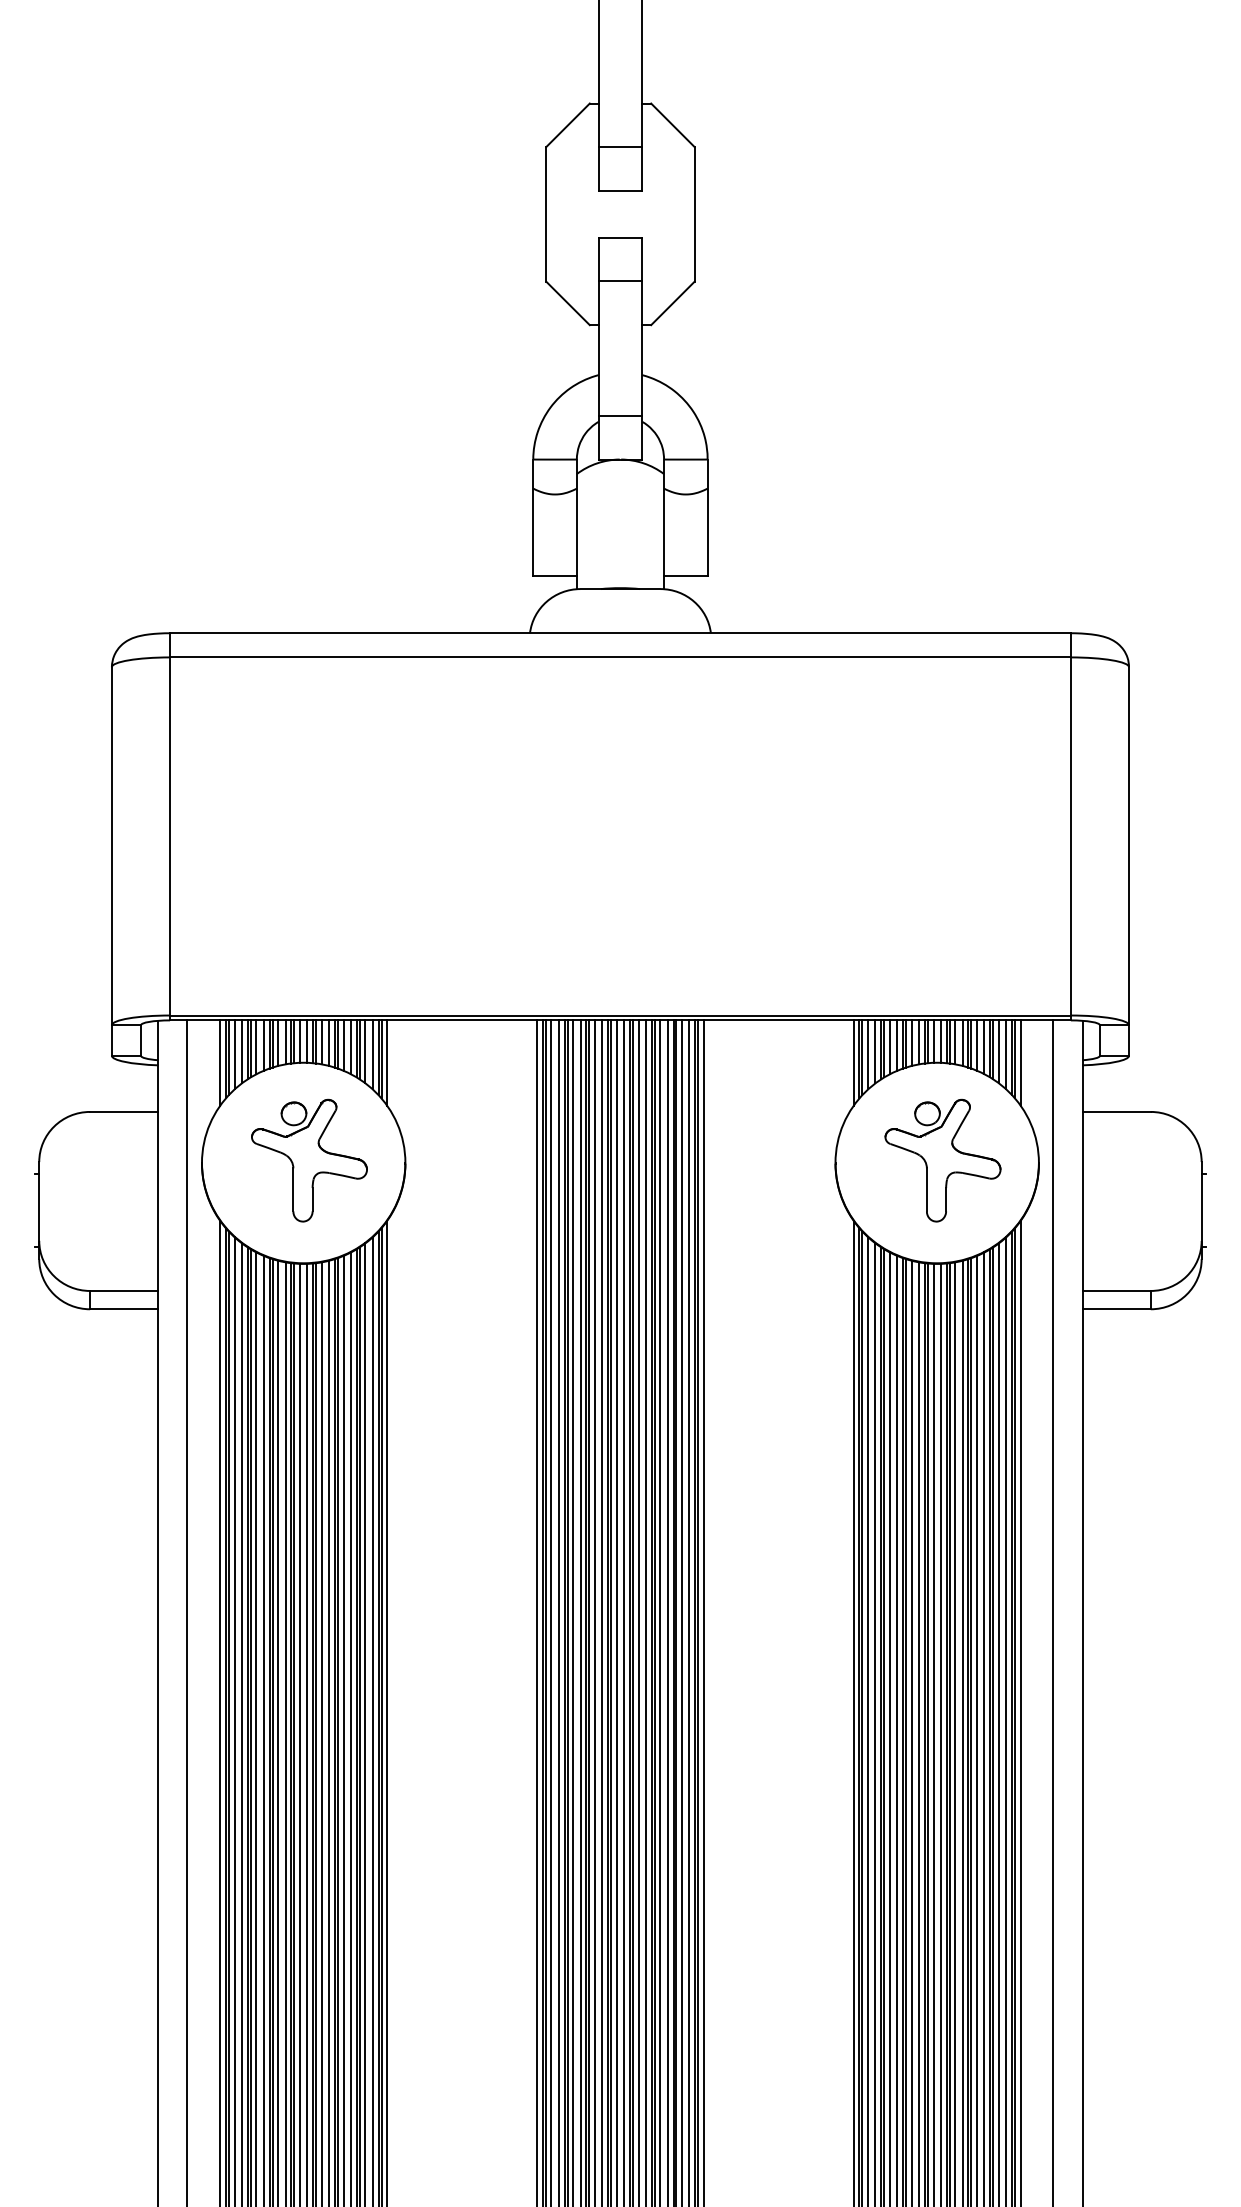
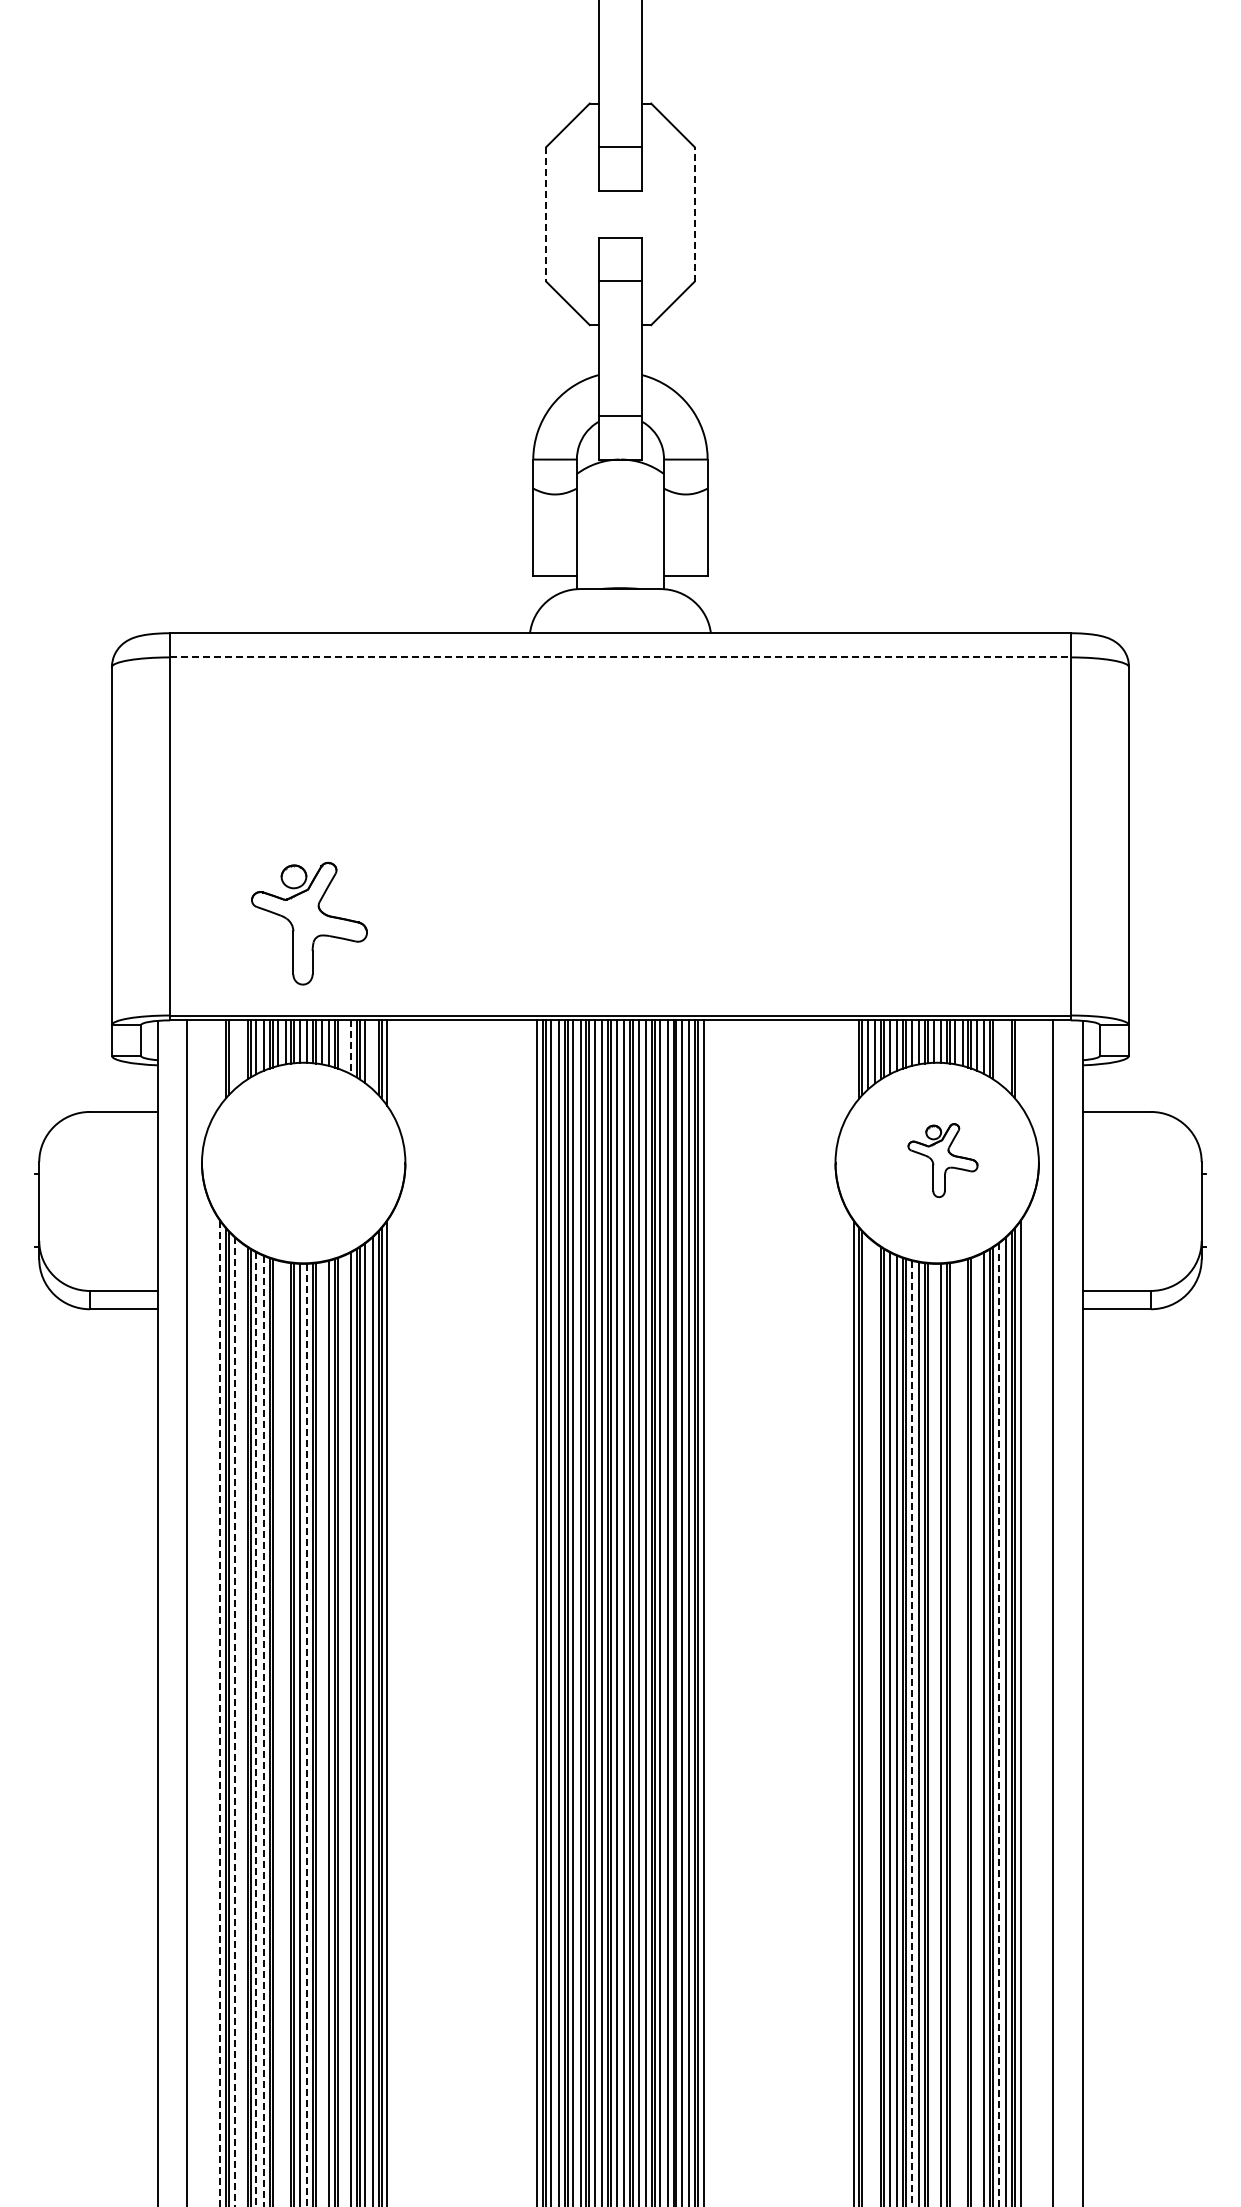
line: solid -> dashed (694, 213)
line: solid -> dashed (546, 214)
line: solid -> dashed (620, 657)
line: present -> none (343, 1045)
line: solid -> dashed (350, 1047)
line: present -> none (241, 1051)
line: present -> none (998, 1051)
line: present -> none (234, 1054)
line: present -> none (372, 1054)
line: present -> none (1006, 1054)
line: present -> none (220, 1062)
line: present -> none (853, 1062)
line: present -> none (1020, 1062)
part position: (309, 1160) -> (309, 923) (309, 923)
part size: 118x125 px -> 72x75 px (942, 1160)
line: solid -> dashed (220, 1713)
line: present -> none (868, 1720)
line: solid -> dashed (234, 1722)
line: present -> none (241, 1723)
line: present -> none (875, 1723)
line: solid -> dashed (998, 1725)
line: solid -> dashed (256, 1729)
line: present -> none (343, 1729)
line: present -> none (977, 1729)
line: solid -> dashed (263, 1731)
line: present -> none (278, 1731)
line: present -> none (962, 1731)
line: present -> none (285, 1732)
line: present -> none (321, 1732)
line: present -> none (955, 1732)
line: solid -> dashed (911, 1733)
line: present -> none (933, 1733)
line: solid -> dashed (307, 1735)
